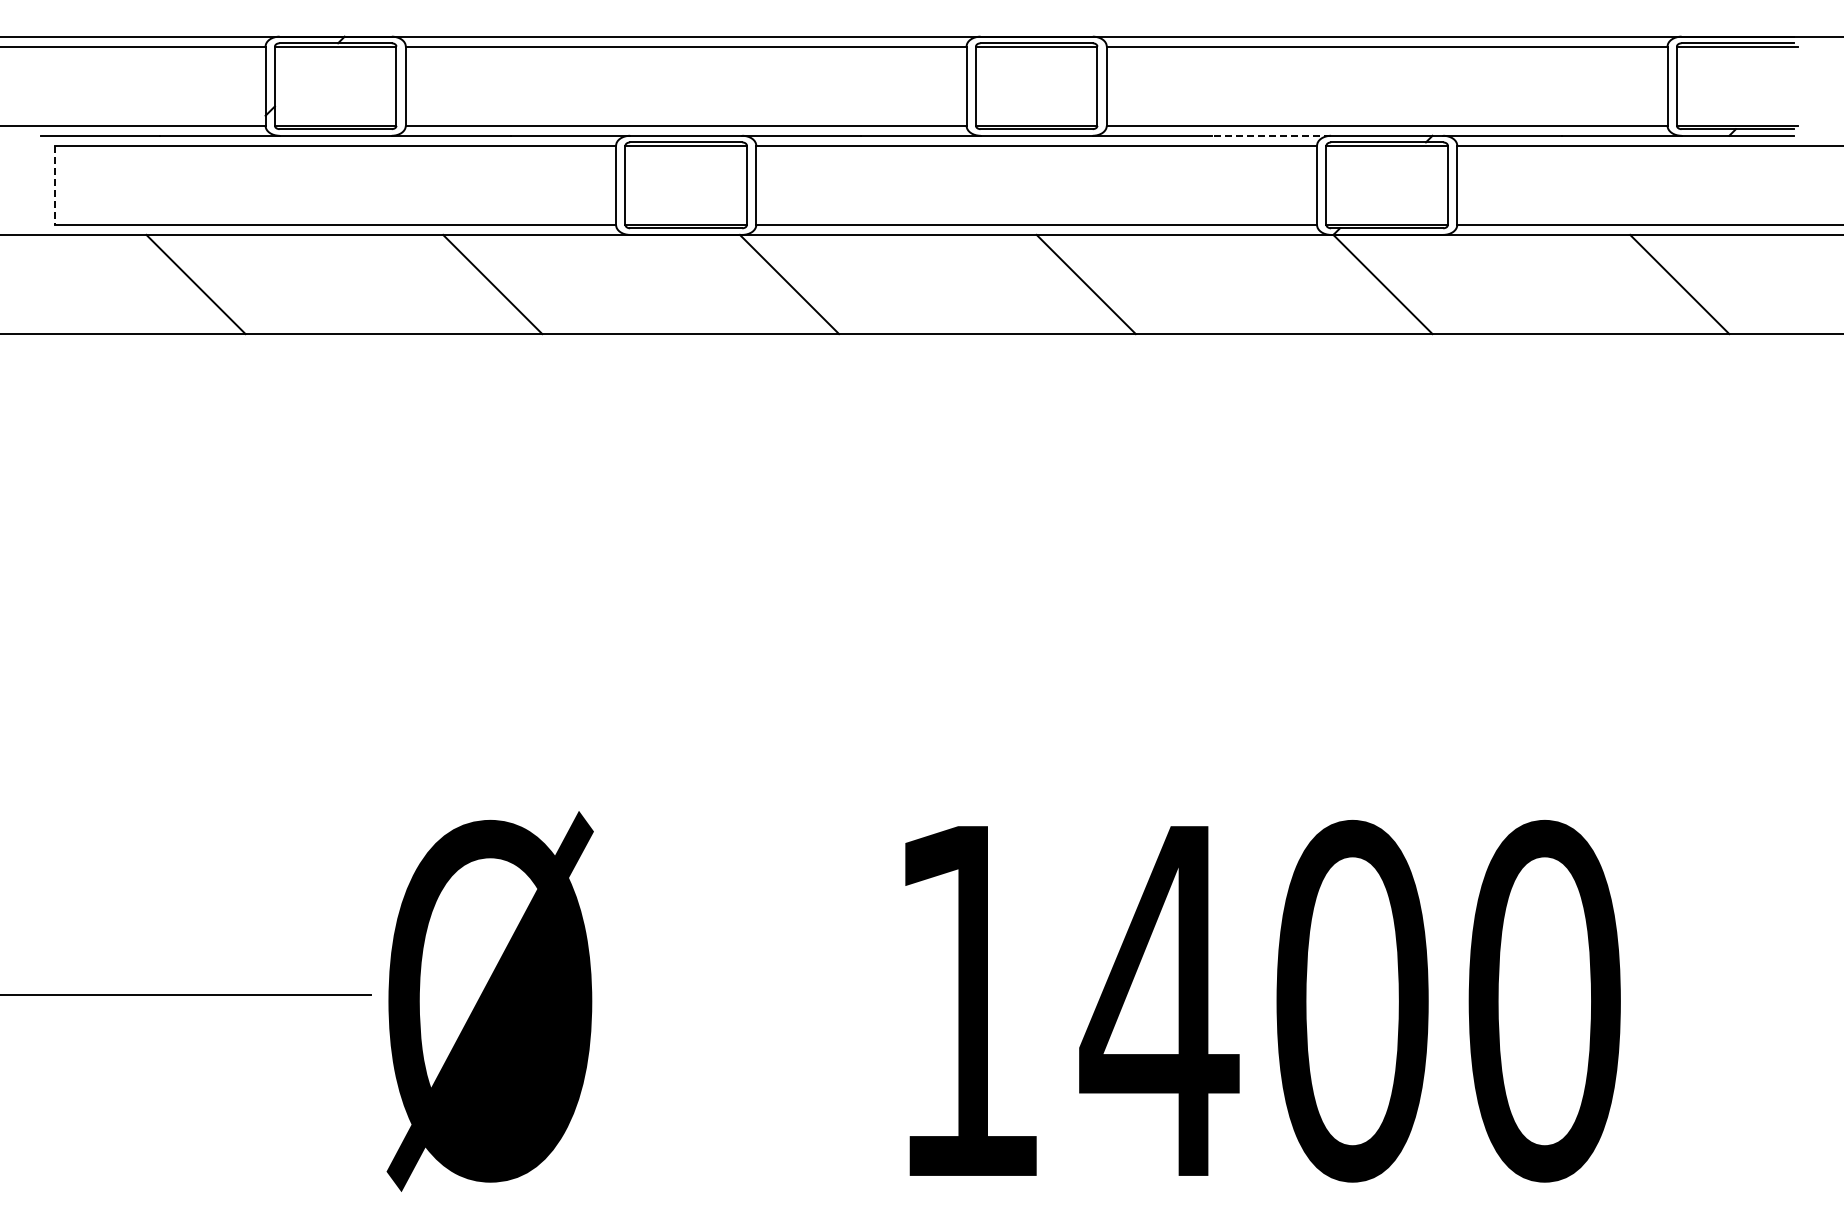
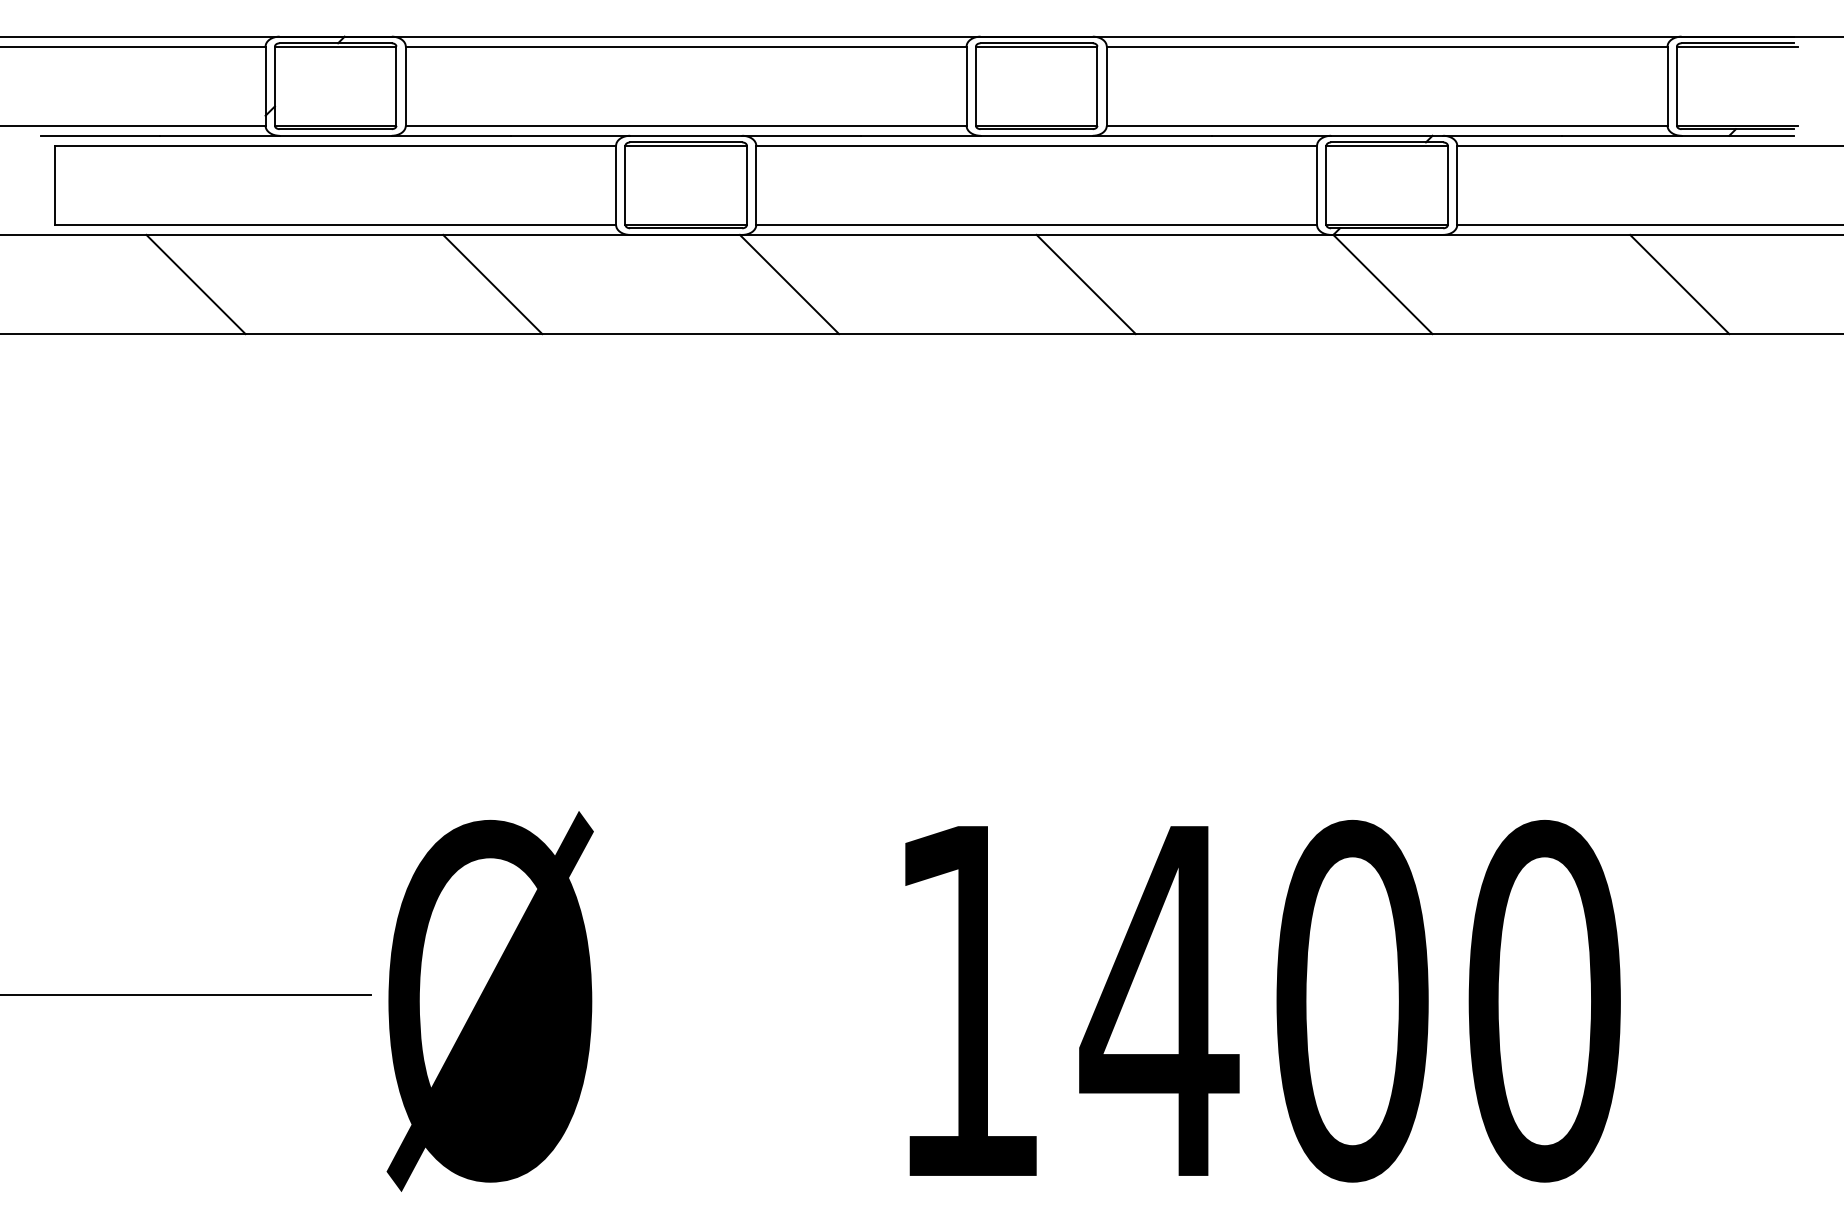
line: dashed -> solid (1271, 135)
line: dashed -> solid (55, 185)
